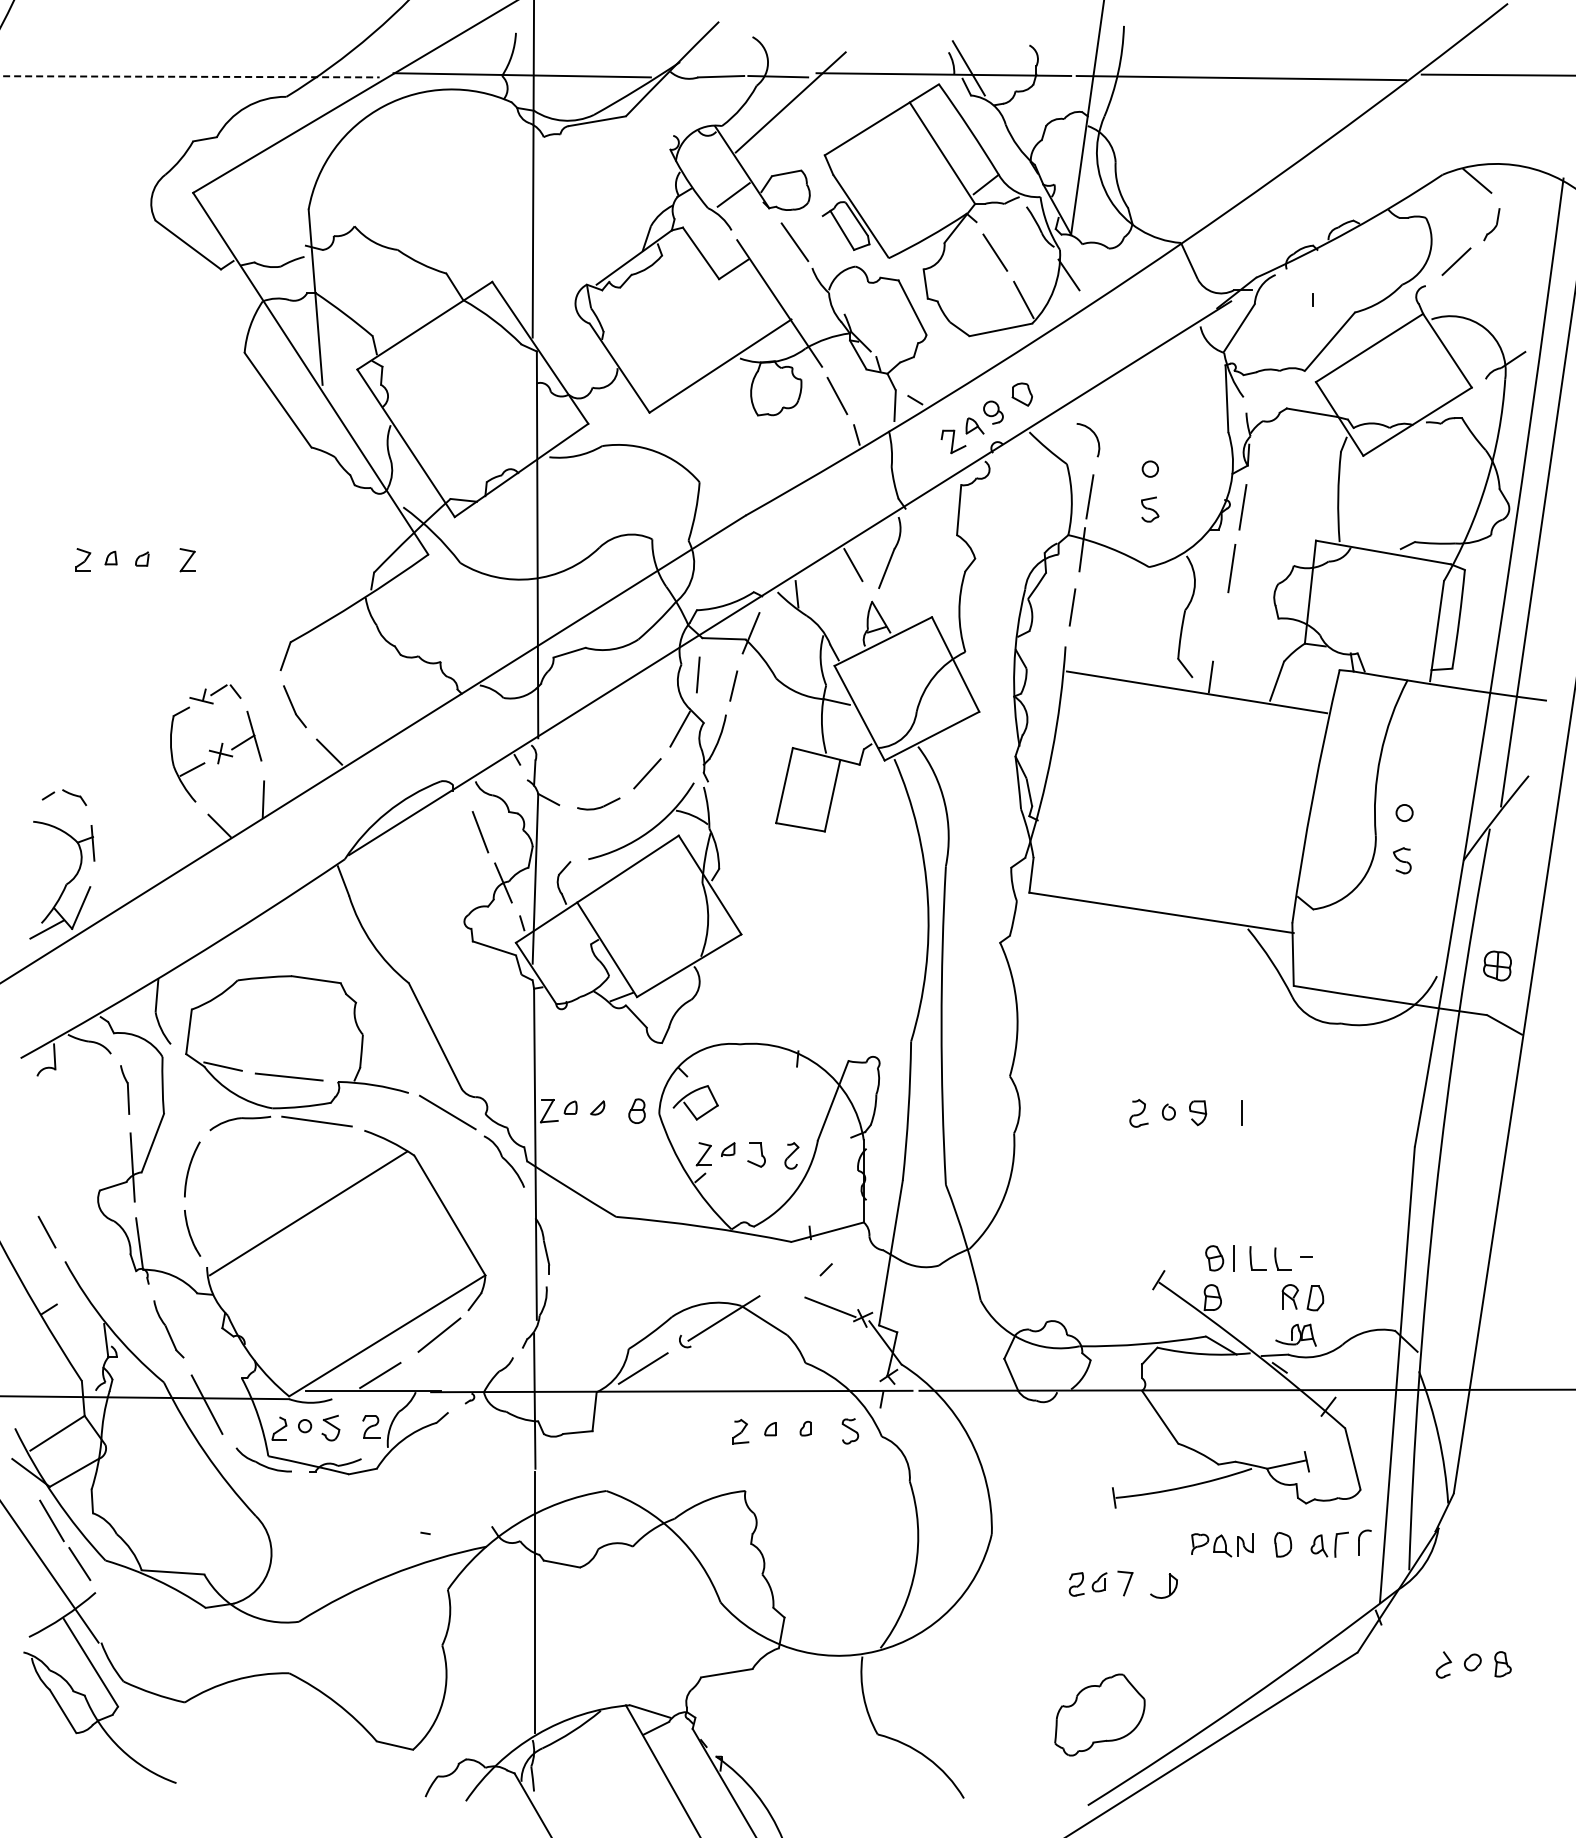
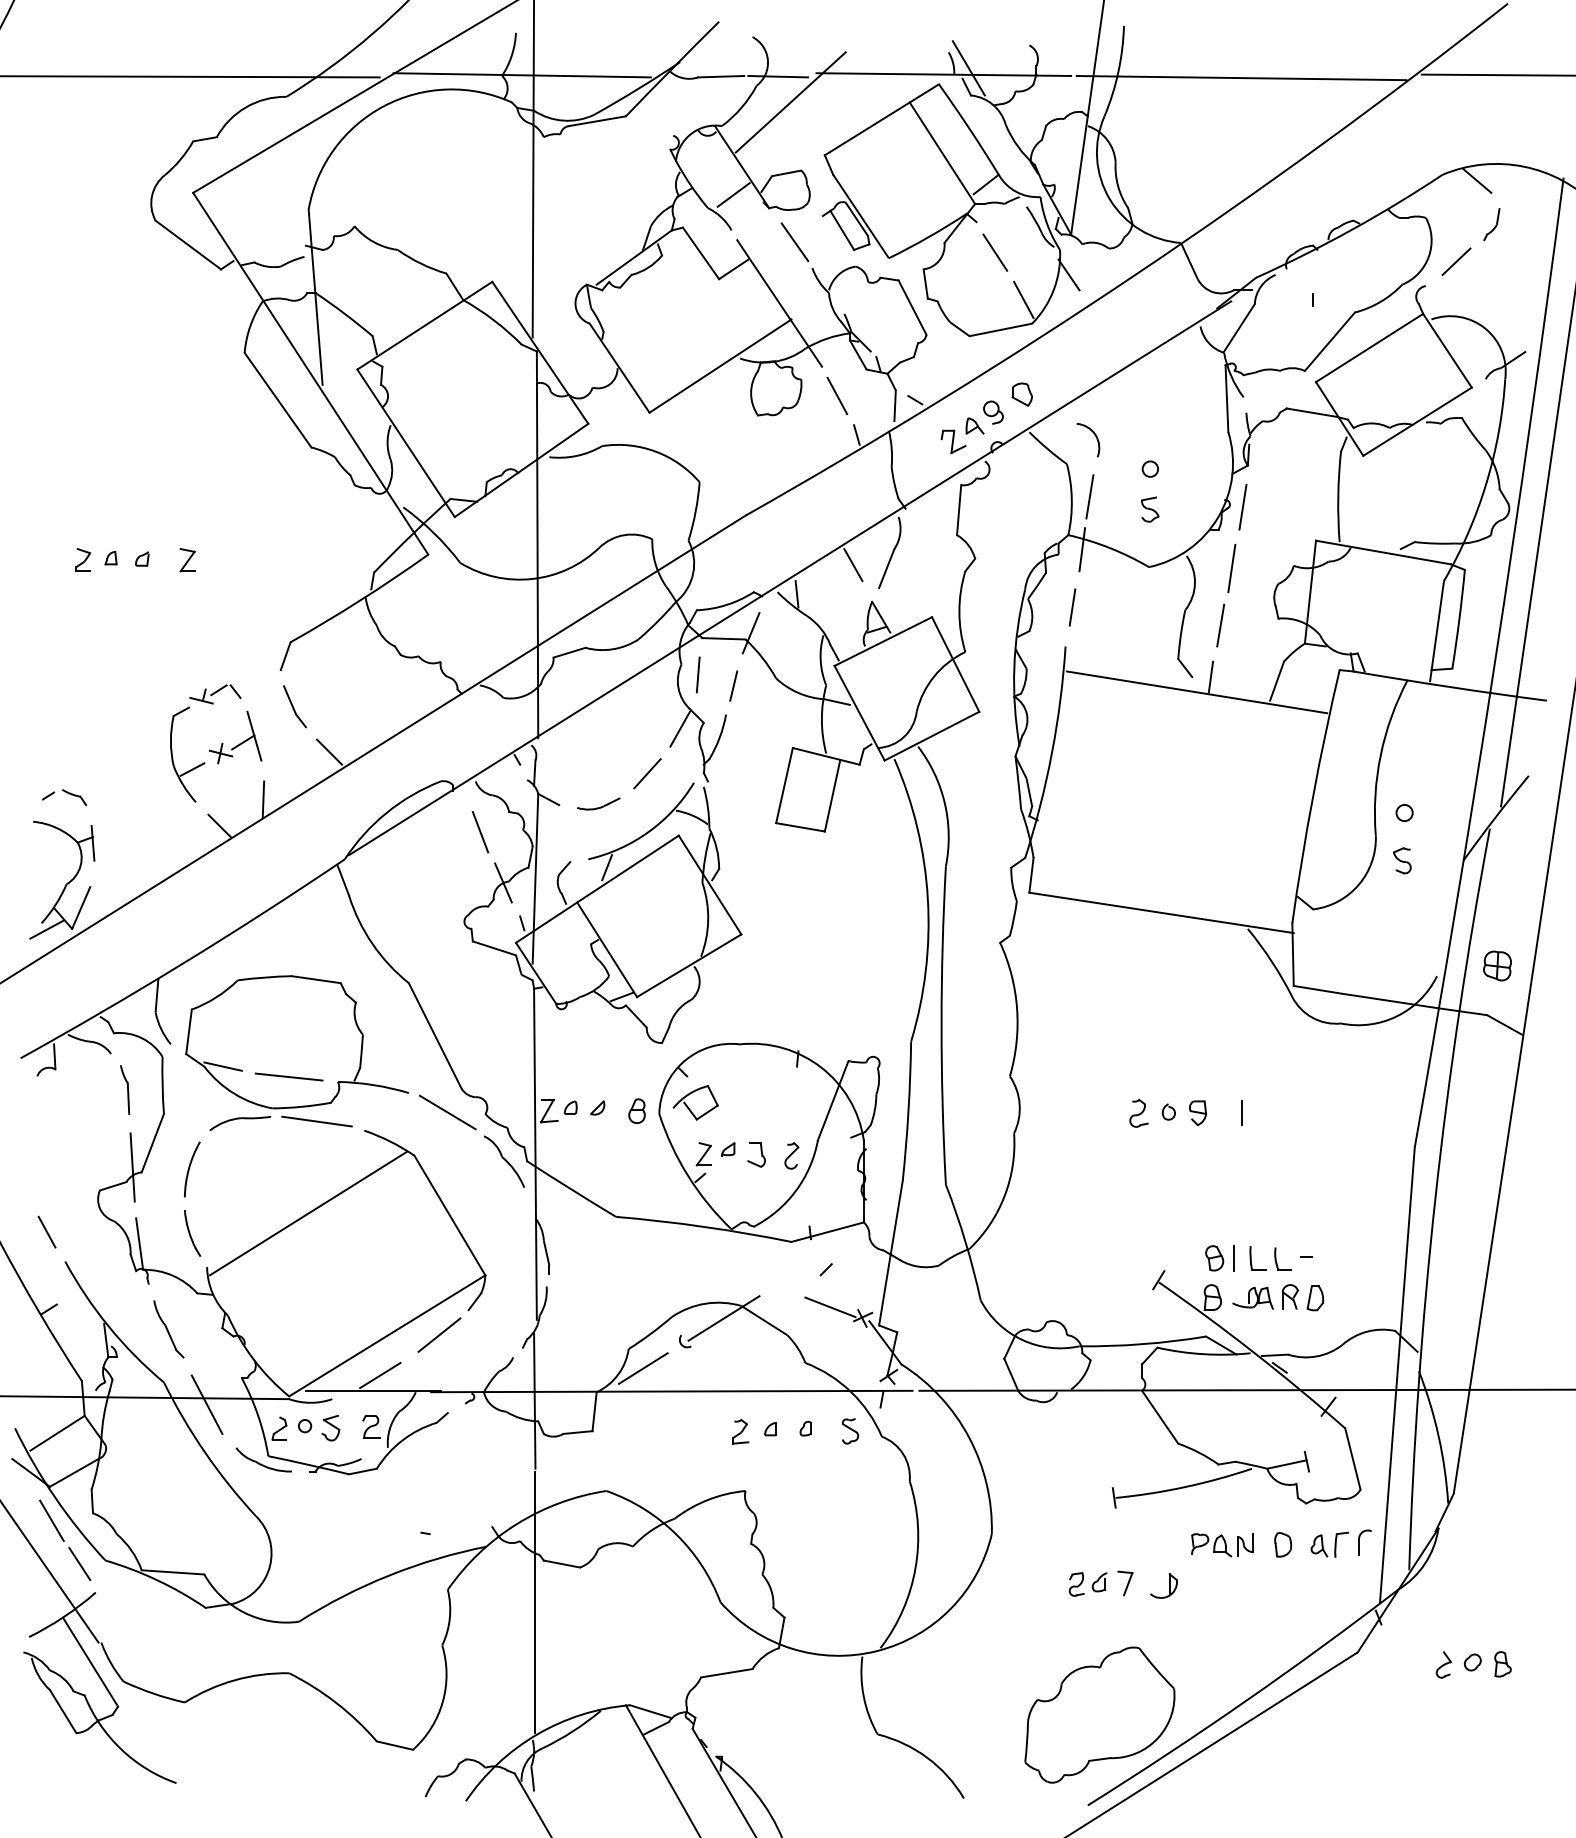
line: dashed -> solid (190, 76)
line: none -> present (1220, 625)
line: none -> present (606, 867)
part position: (1295, 1334) -> (1252, 1297) (1252, 1297)
part size: 92x84 px -> 152x138 px (1099, 1714)
